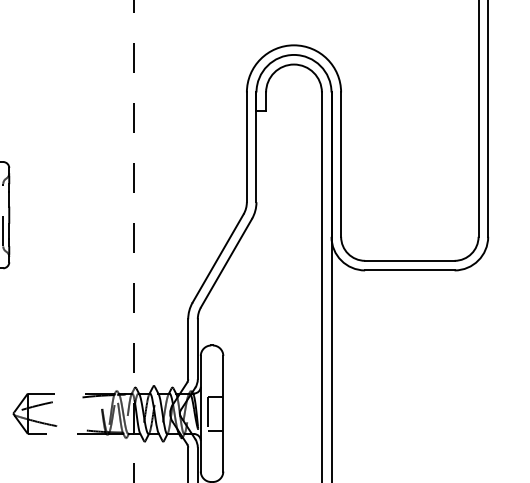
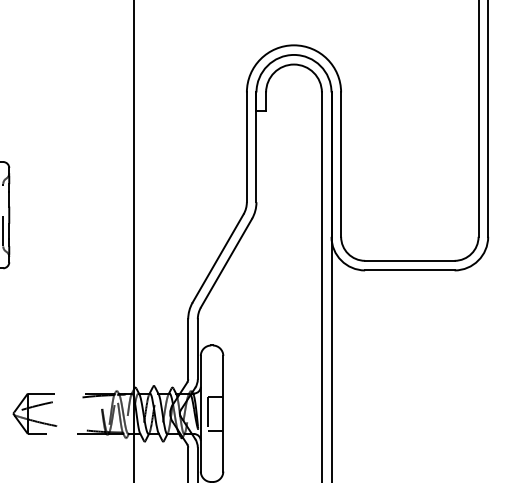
line: dashed -> solid (134, 241)
